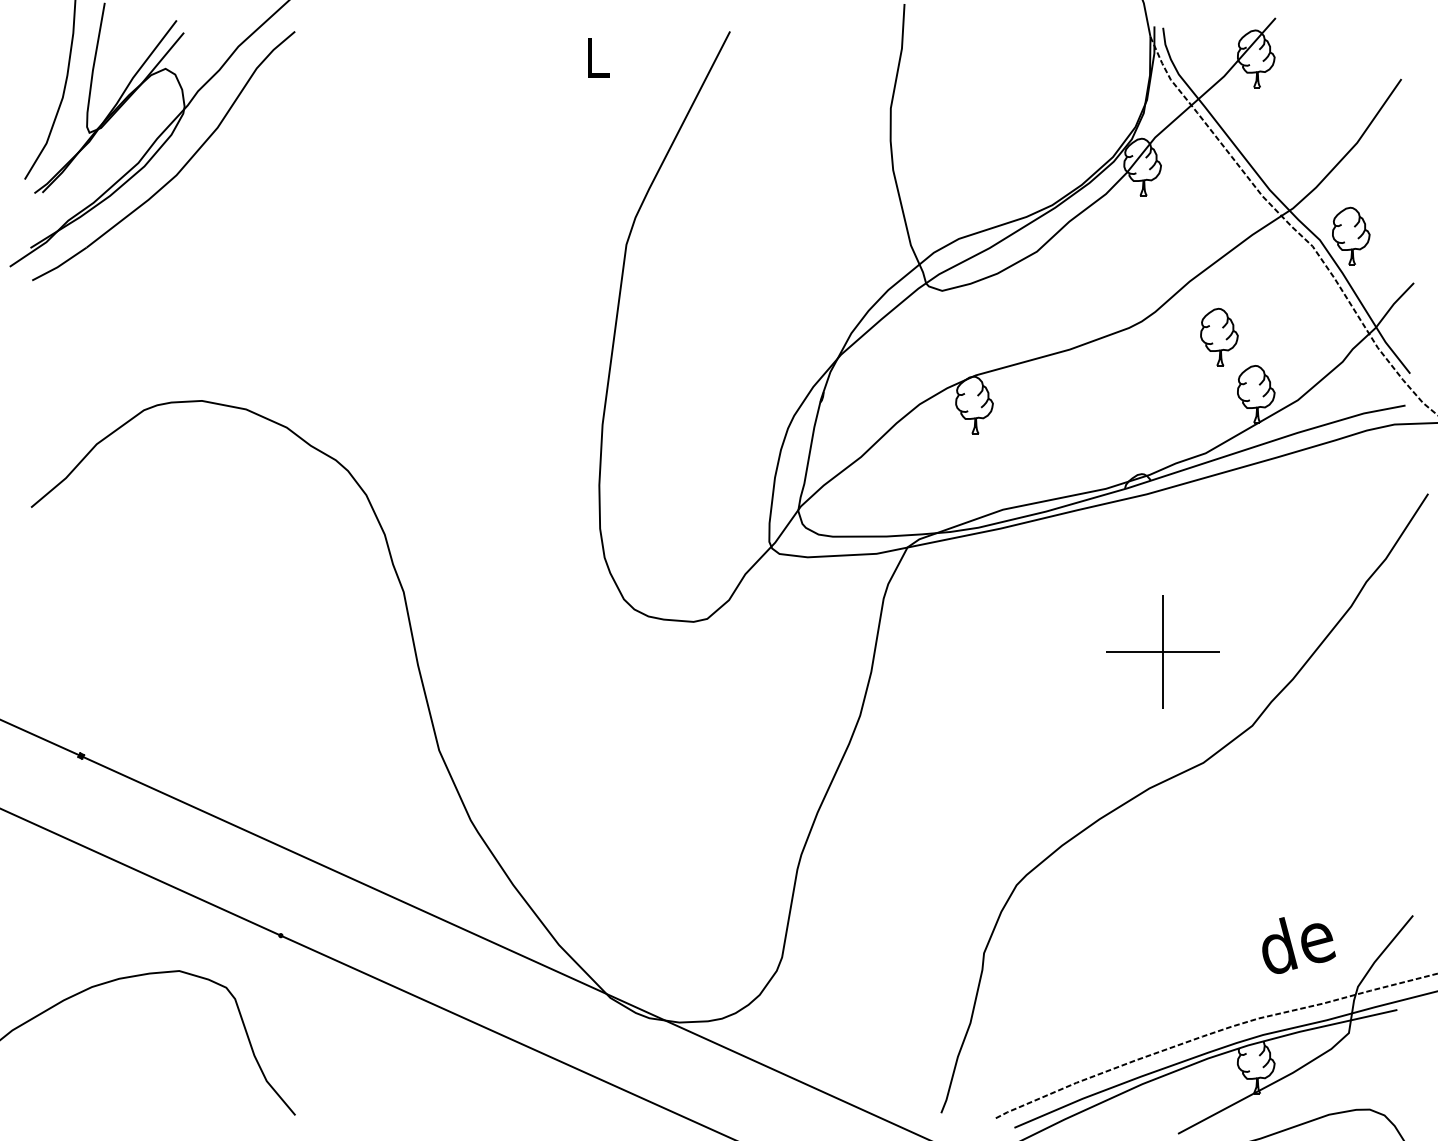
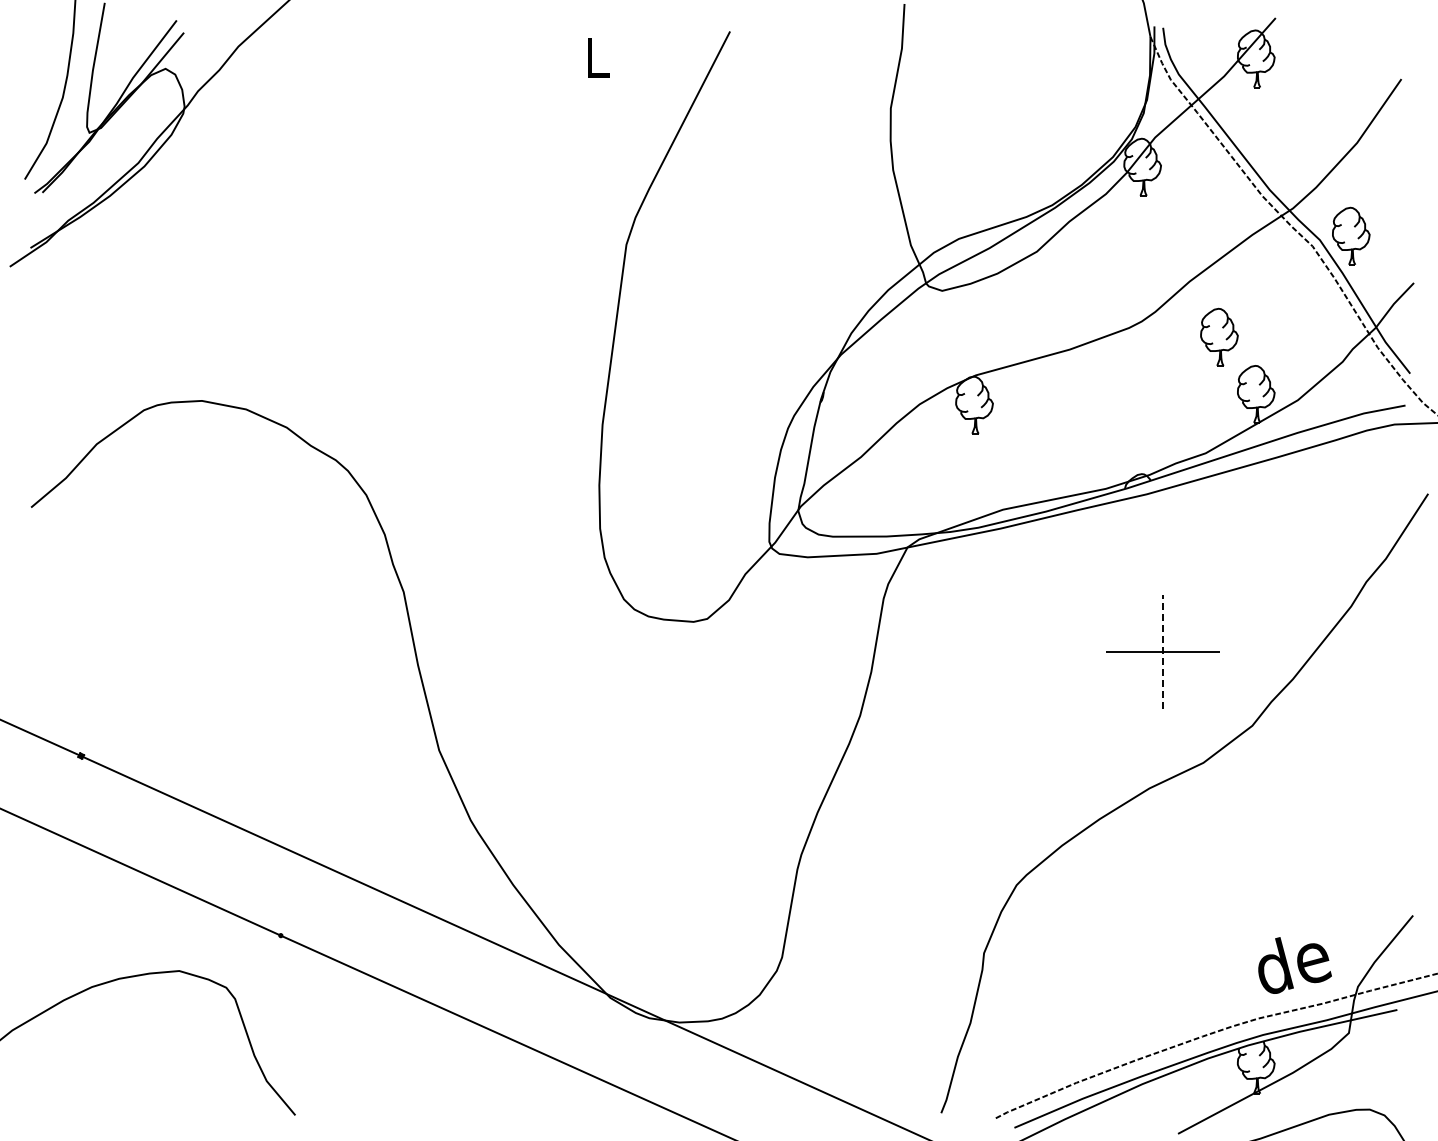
part: present -> none (178, 171)
line: solid -> dashed (1163, 651)
text position: (1298, 945) -> (1294, 965) (1294, 965)
